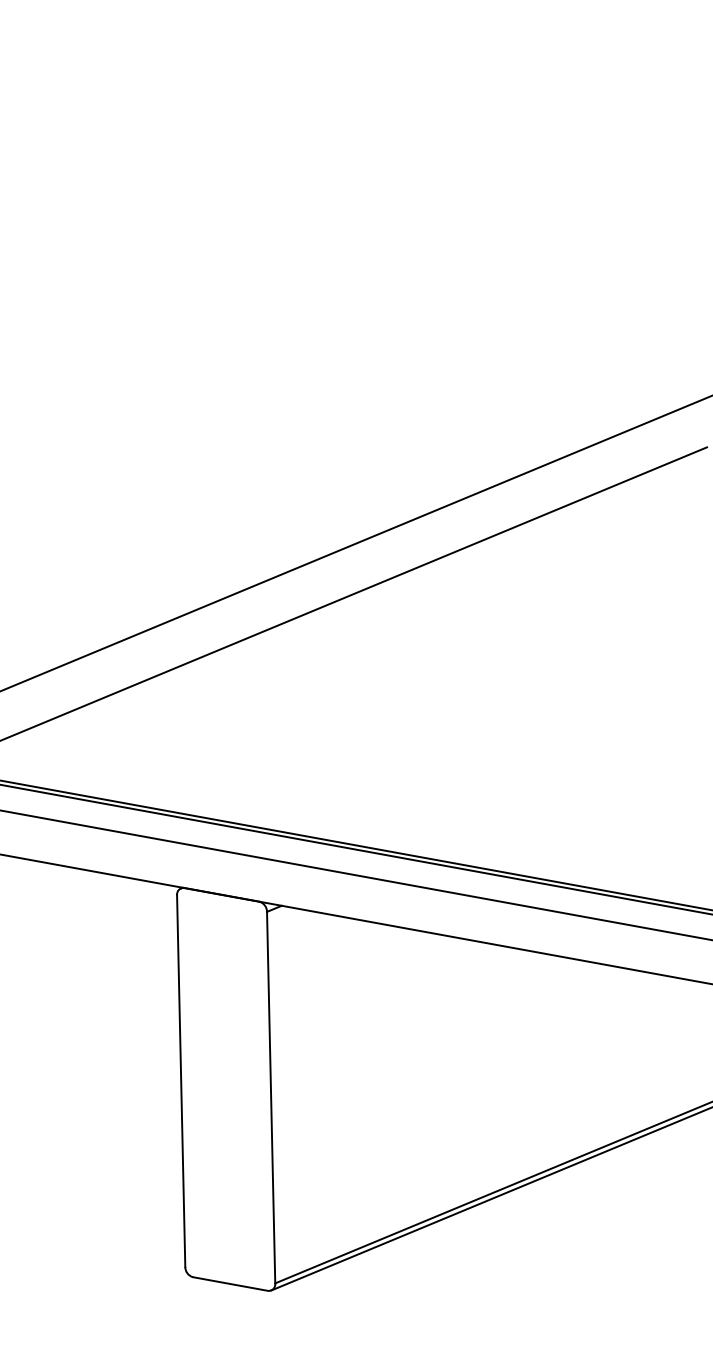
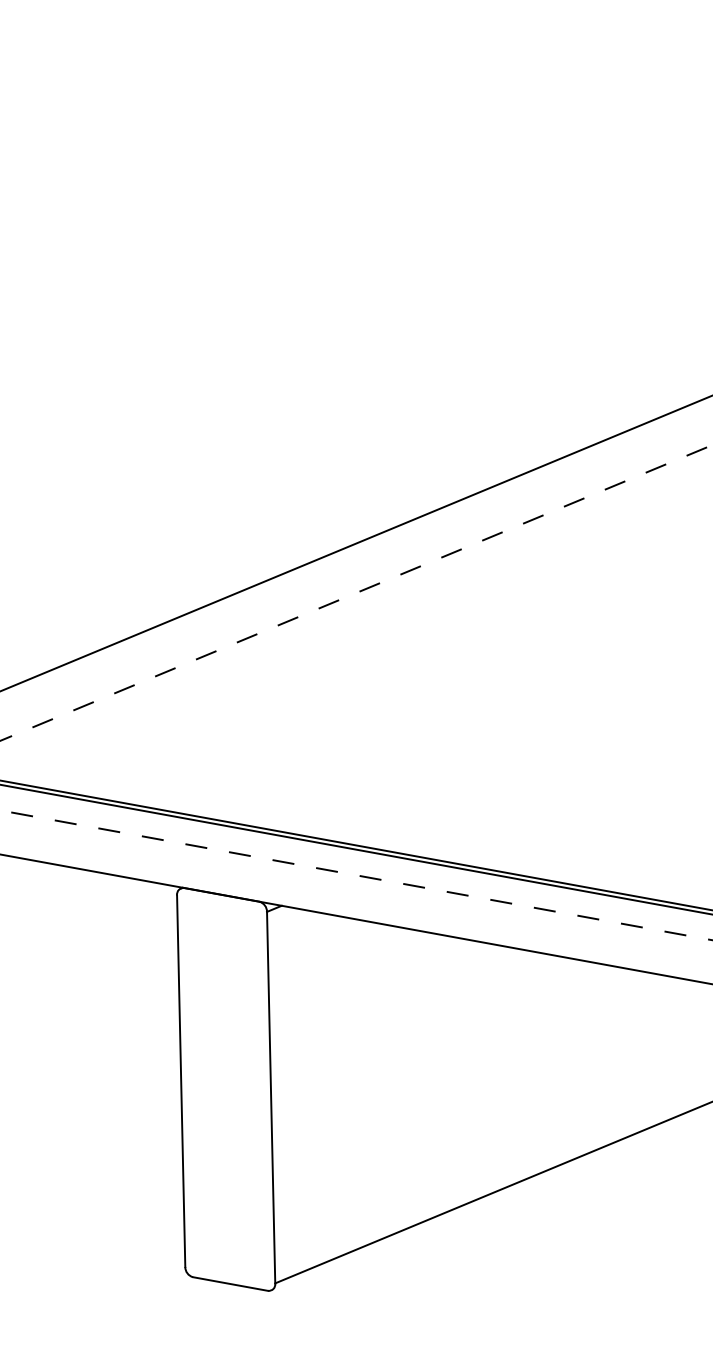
line: solid -> dashed (353, 594)
line: solid -> dashed (356, 875)
line: present -> none (490, 1199)
